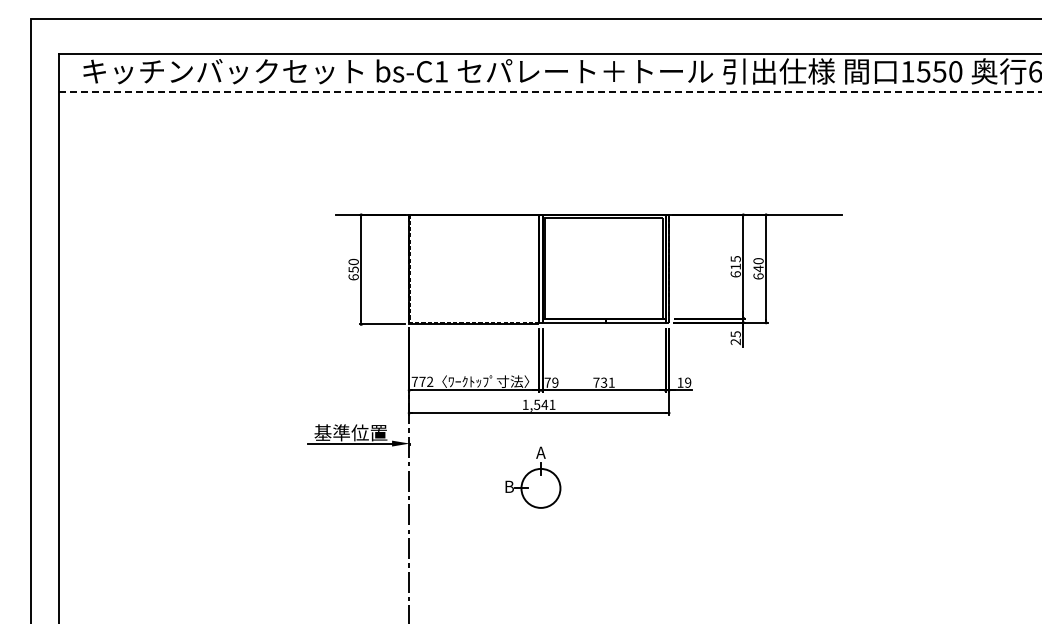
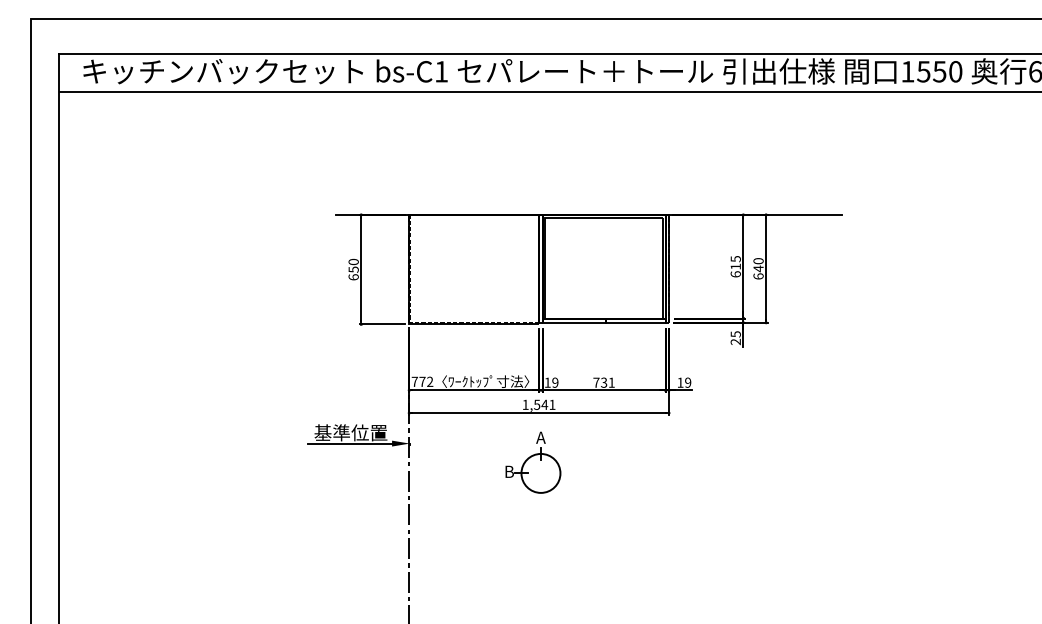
line: dashed -> solid (550, 92)
text: 79 -> 19 (547, 382)
part position: (533, 477) -> (533, 462) (533, 462)
